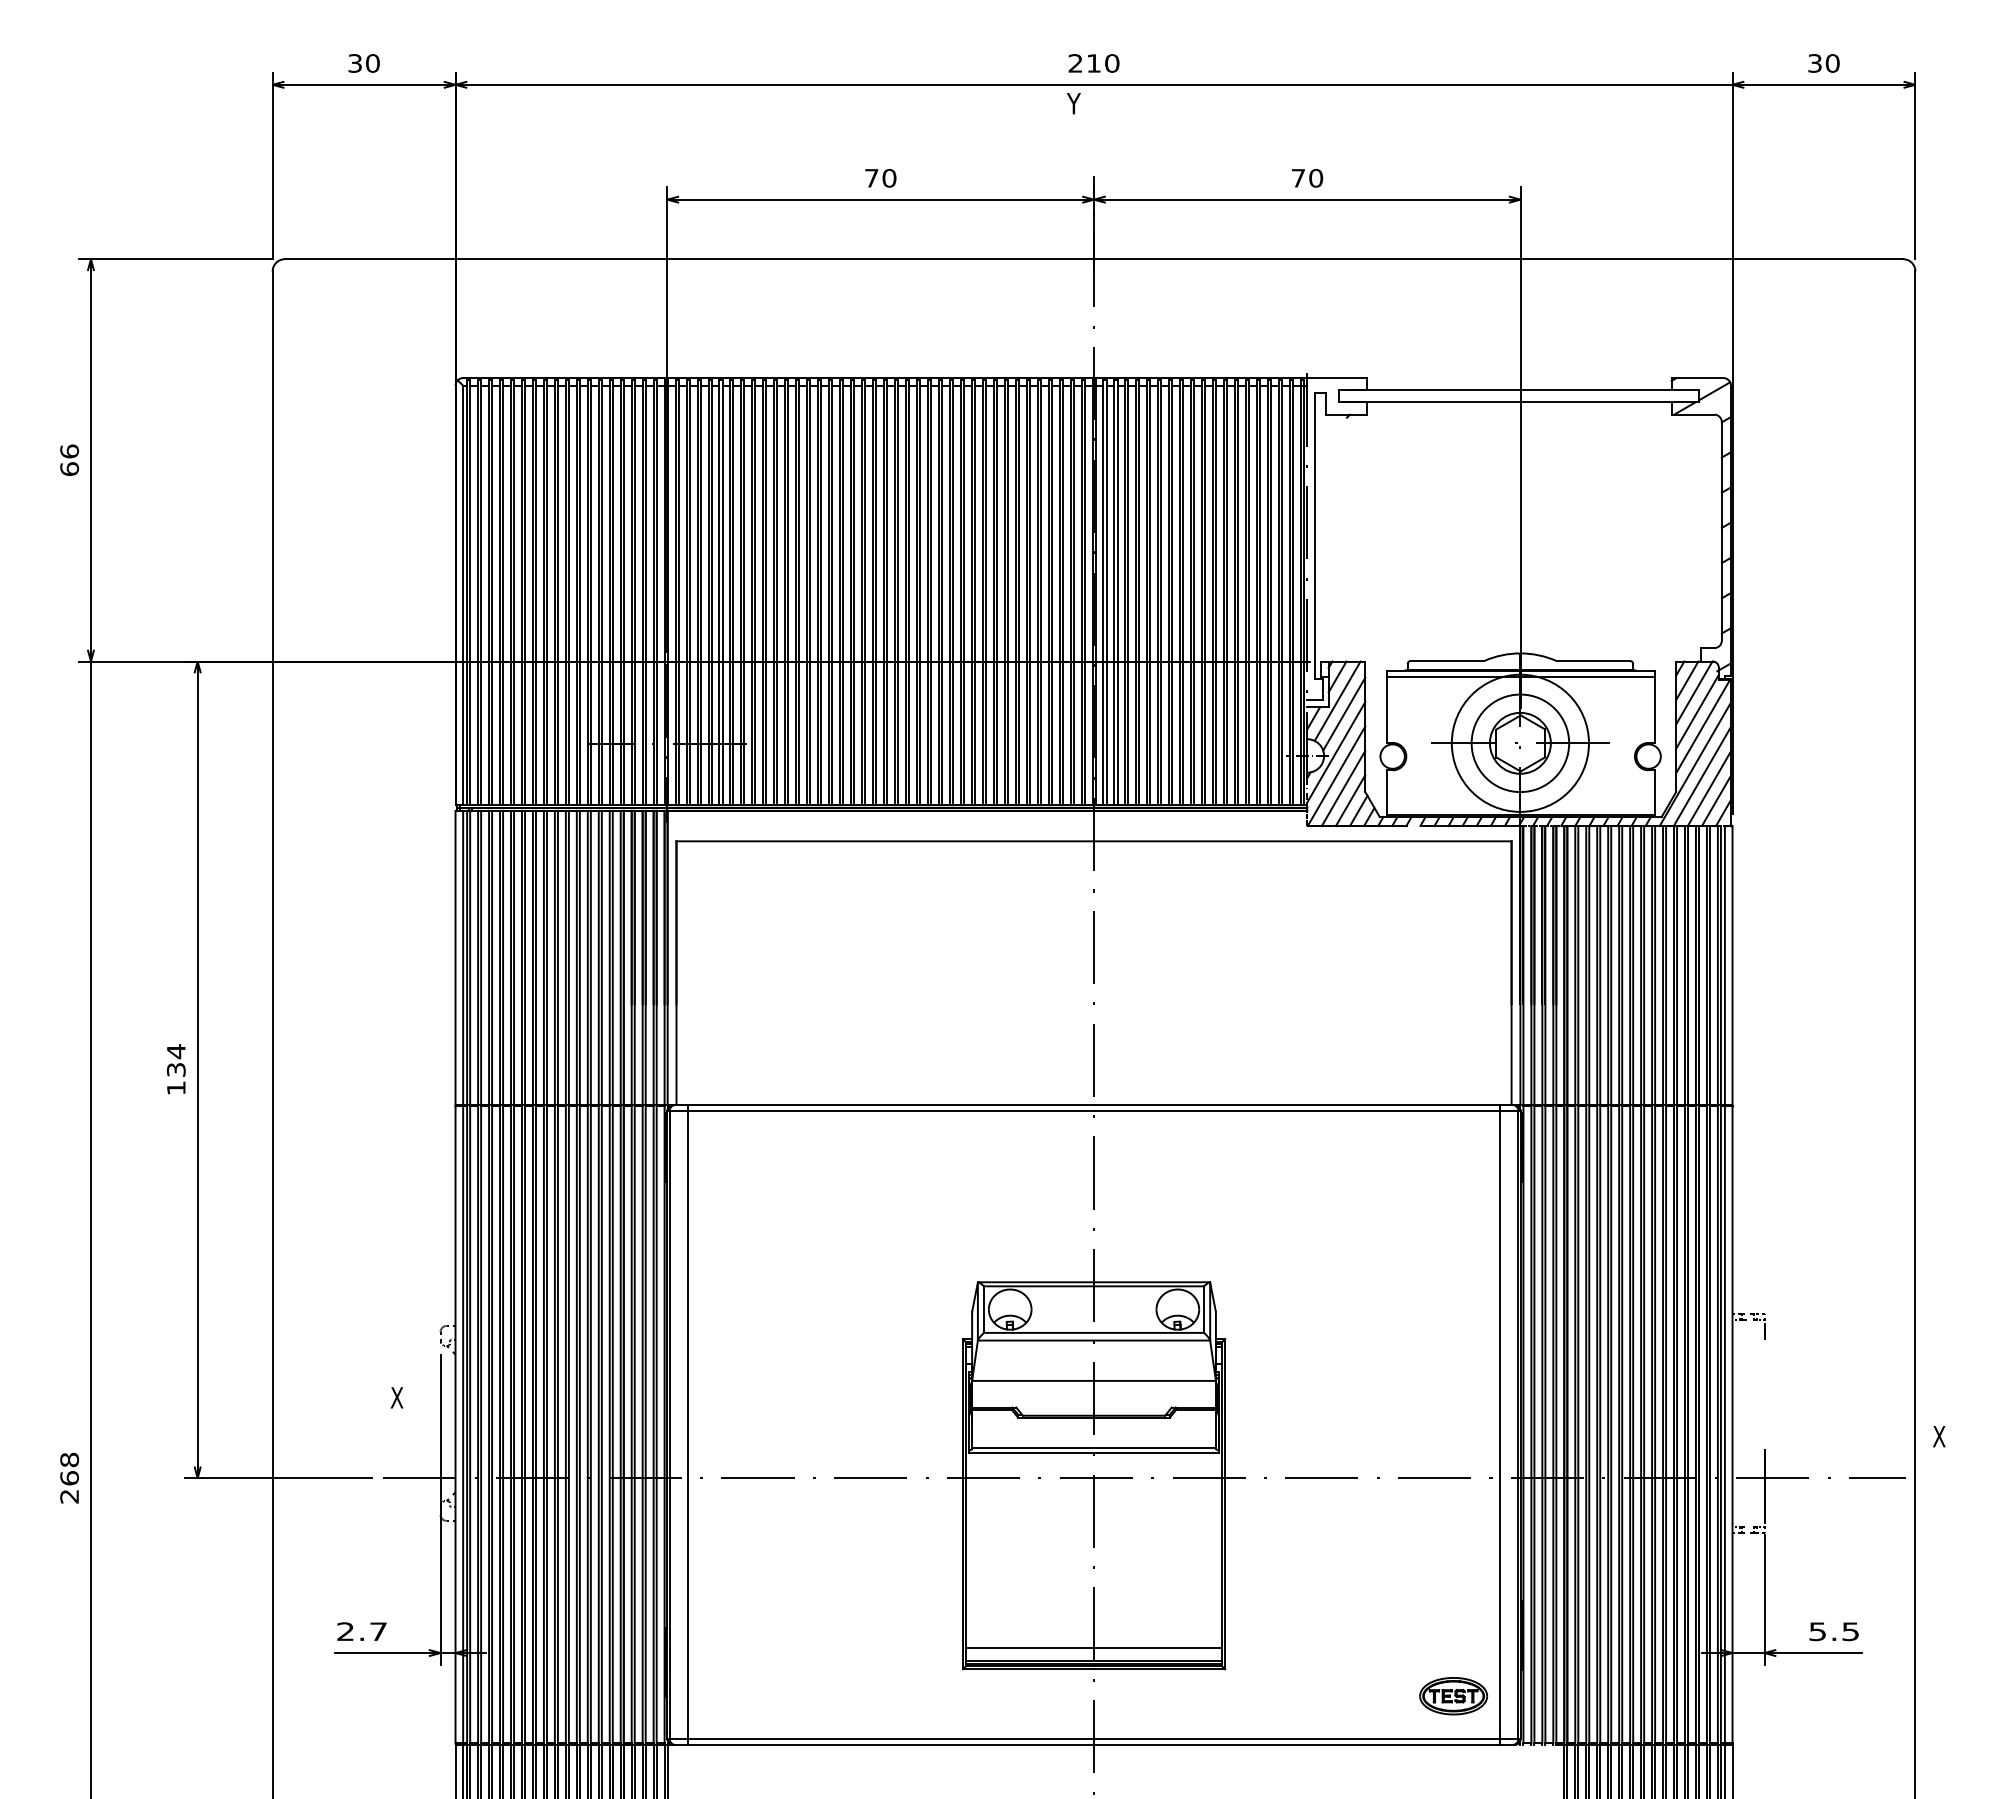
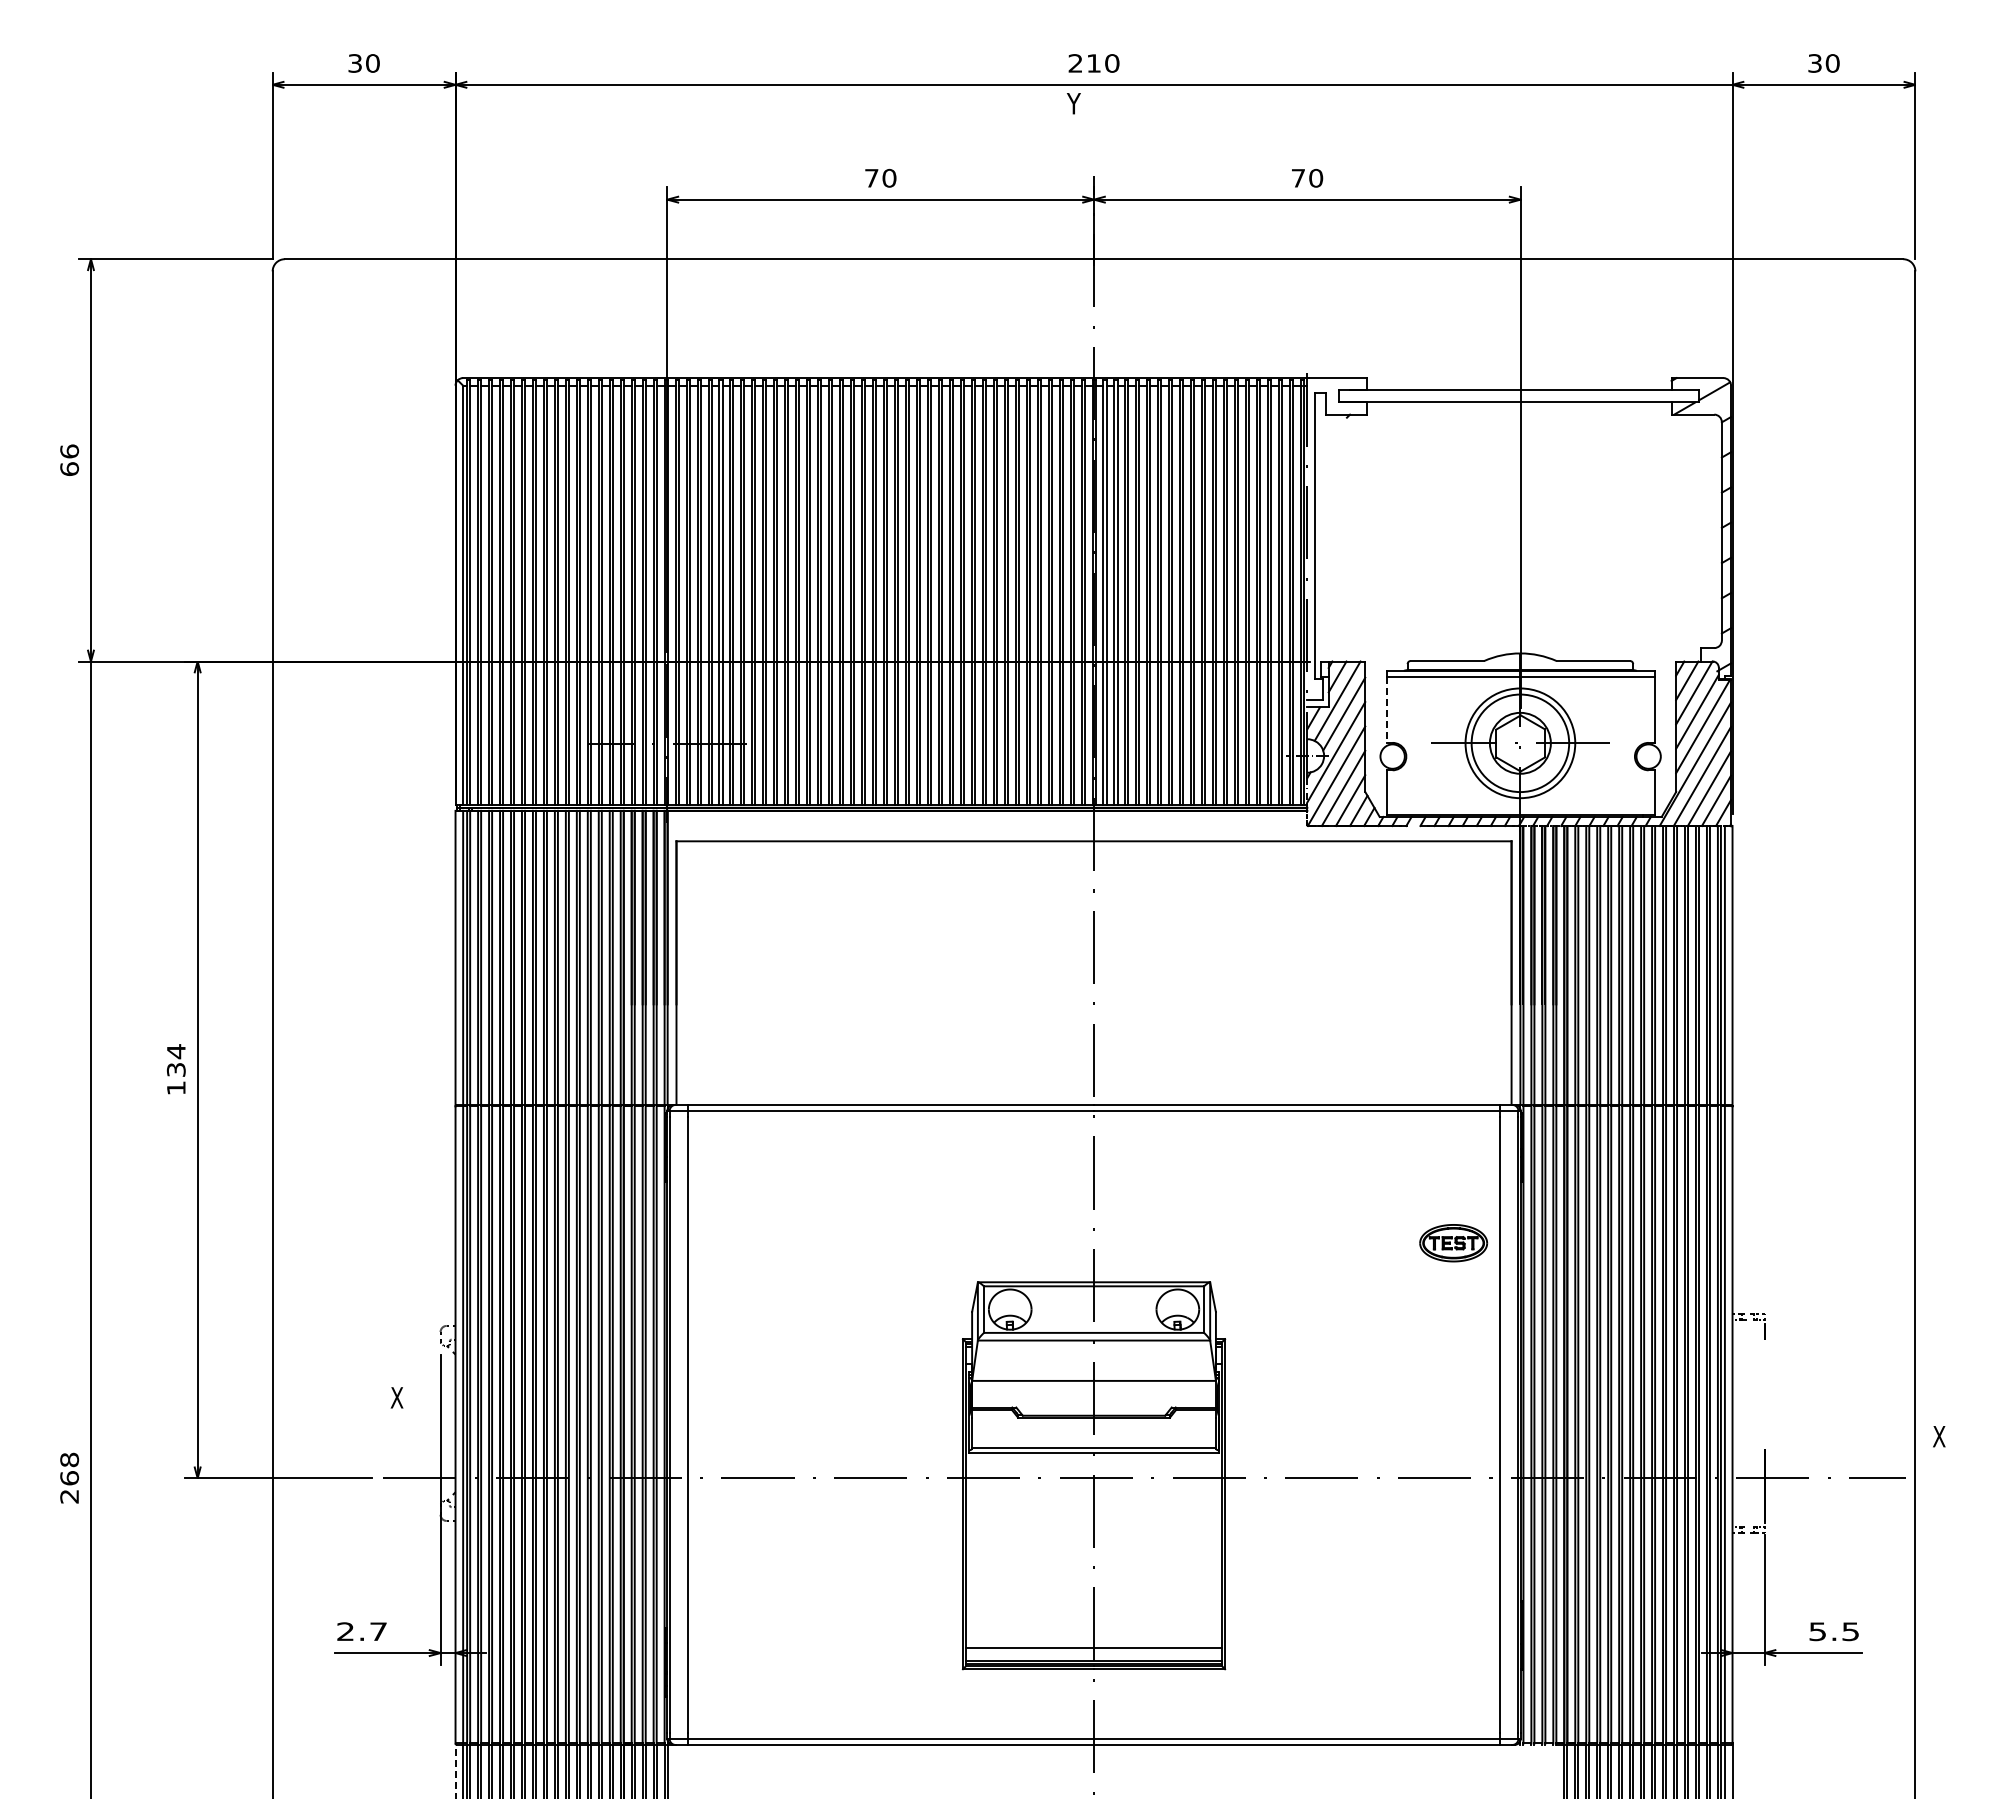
line: solid -> dashed (1386, 710)
circle diameter: 137 px -> 110 px (1520, 743)
part position: (1453, 1696) -> (1453, 1243) (1453, 1243)
line: solid -> dashed (455, 1770)
